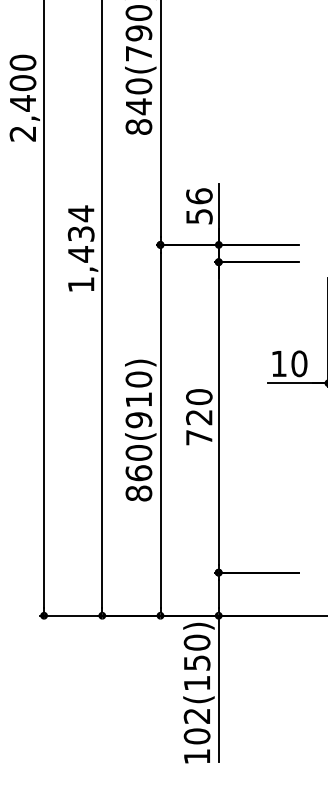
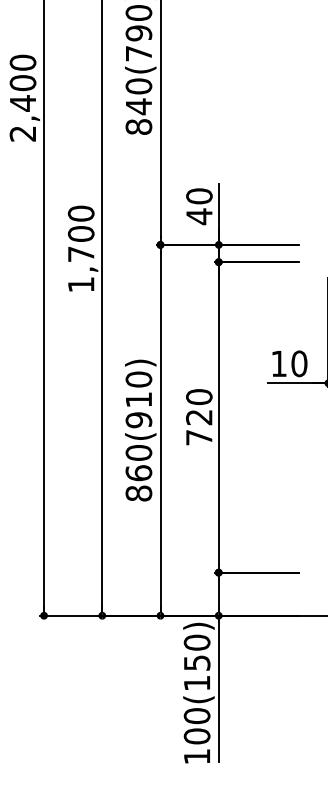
text: 56 -> 40 (199, 206)
text: 1,434 -> 1,700 (80, 233)
text: 102(150) -> 100(150) (196, 716)
